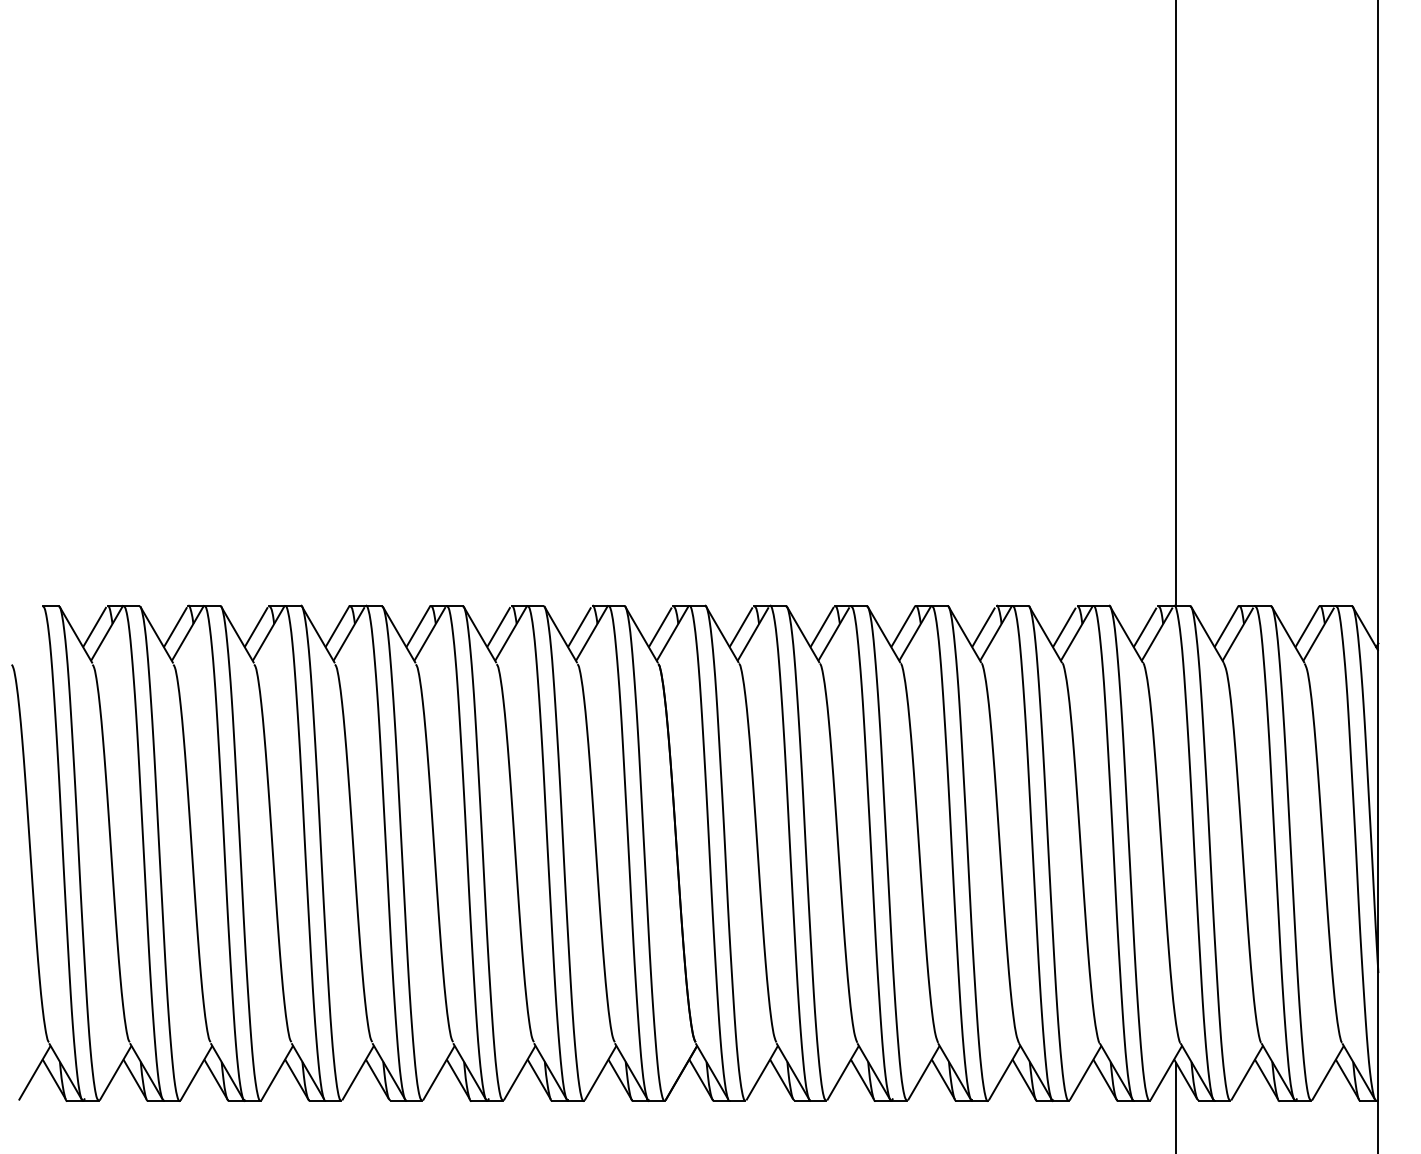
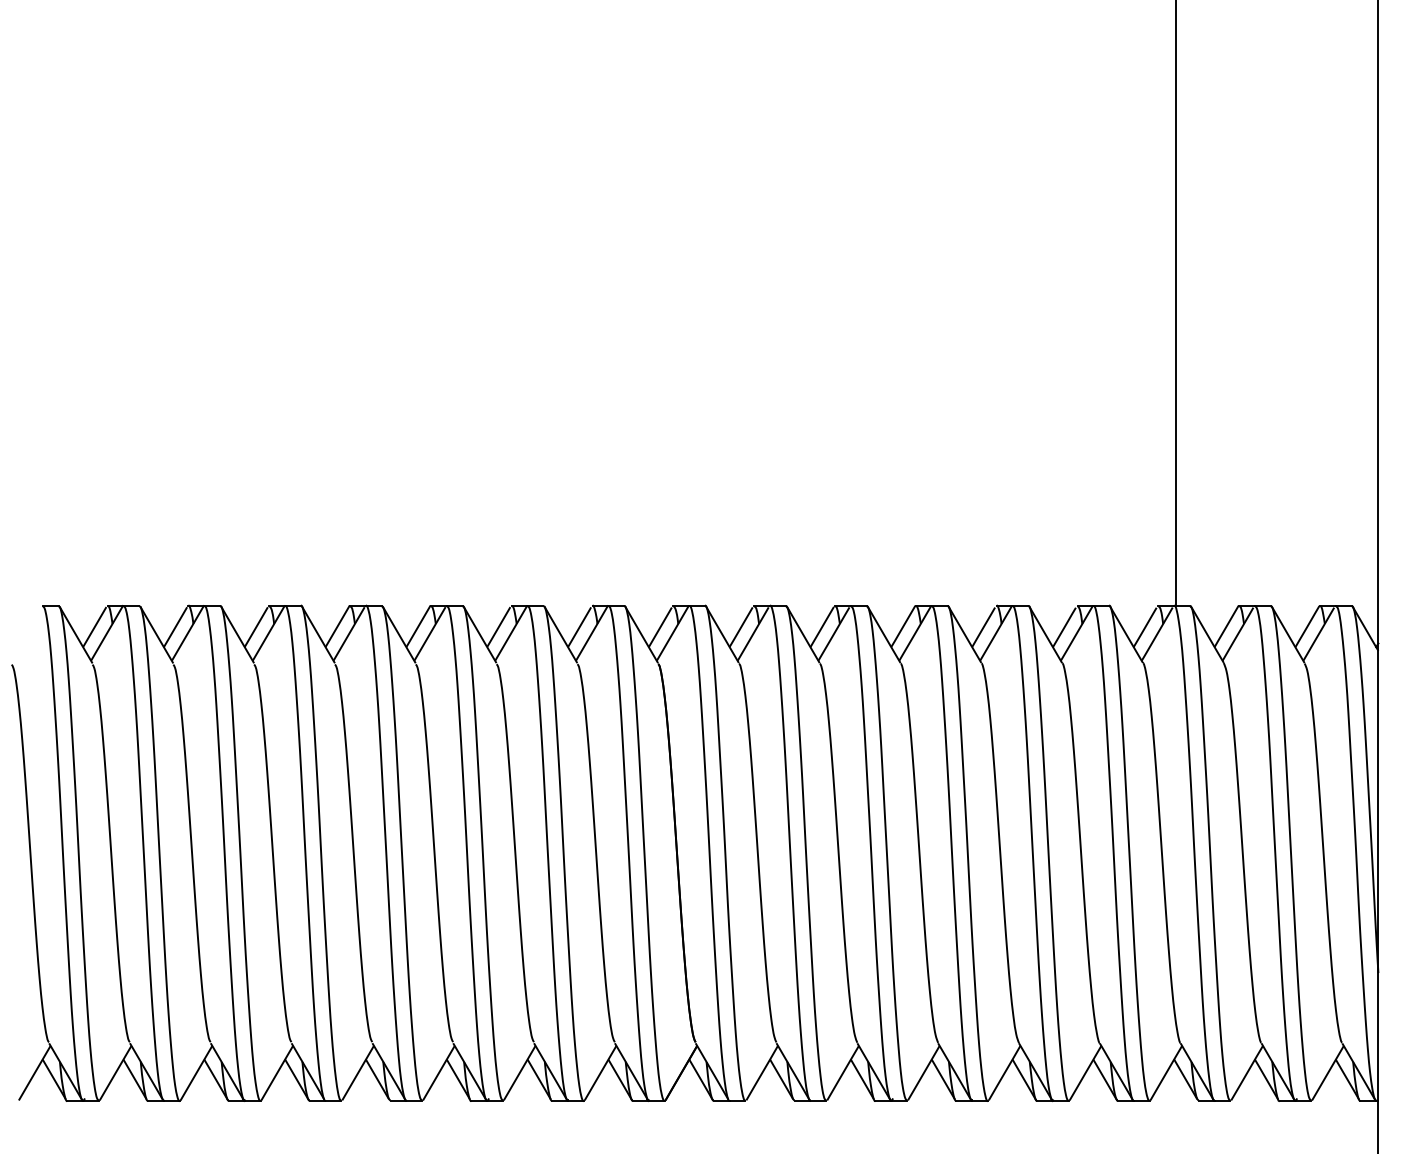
line: present -> none (1176, 1106)
